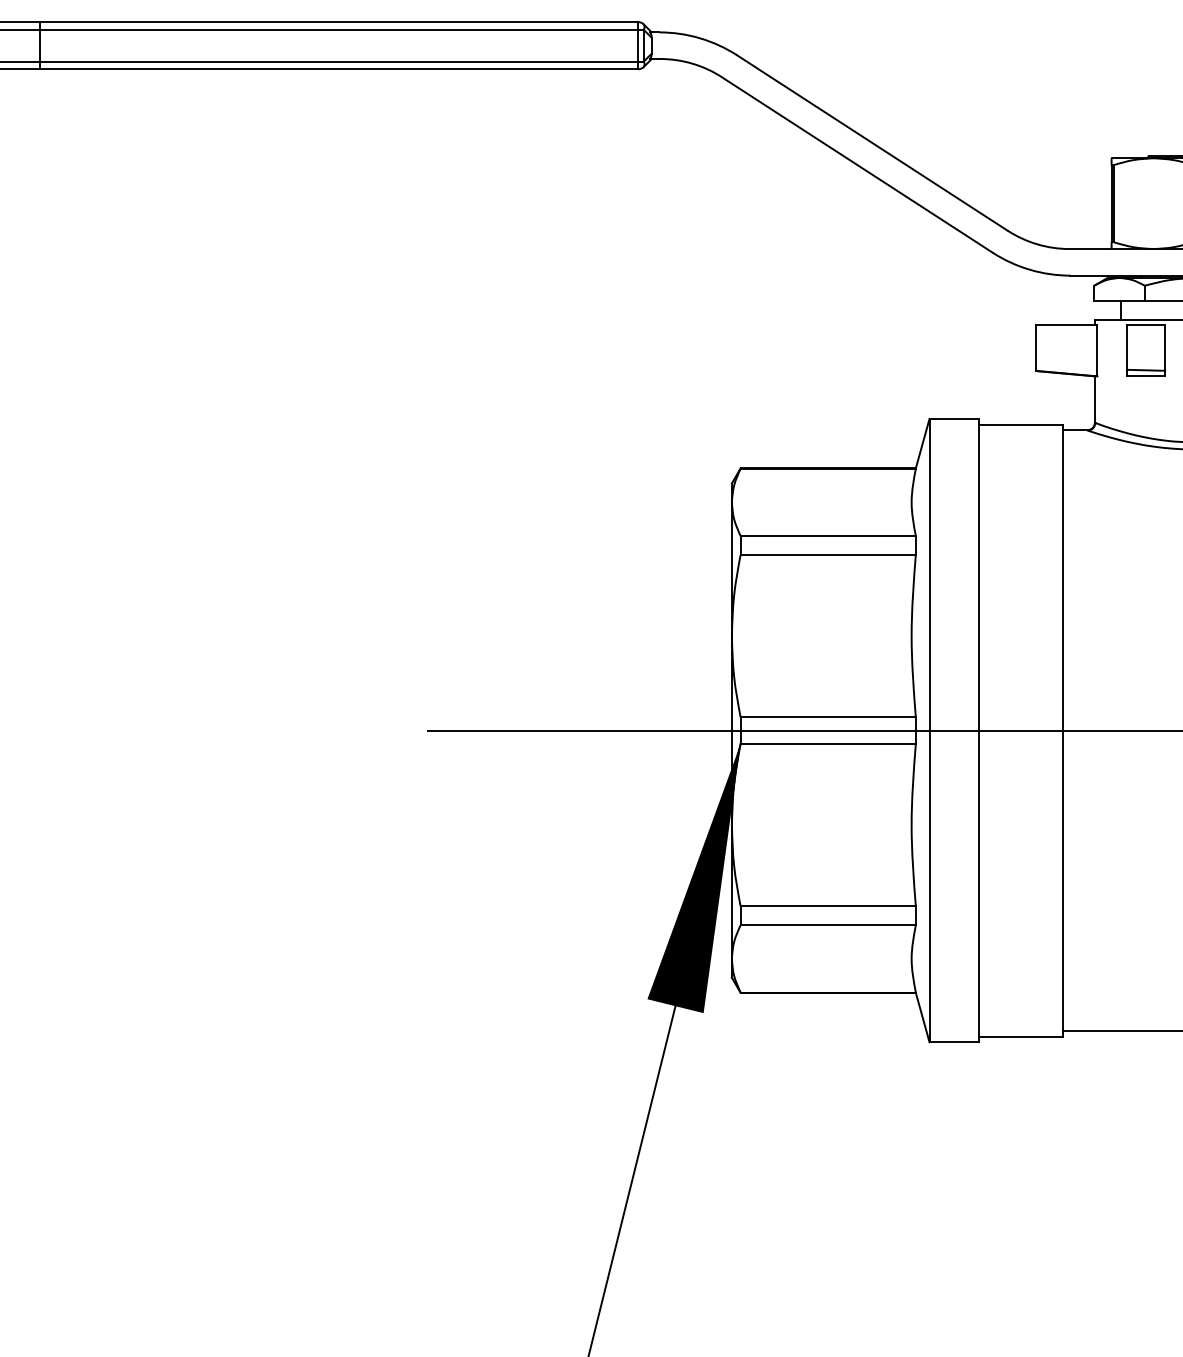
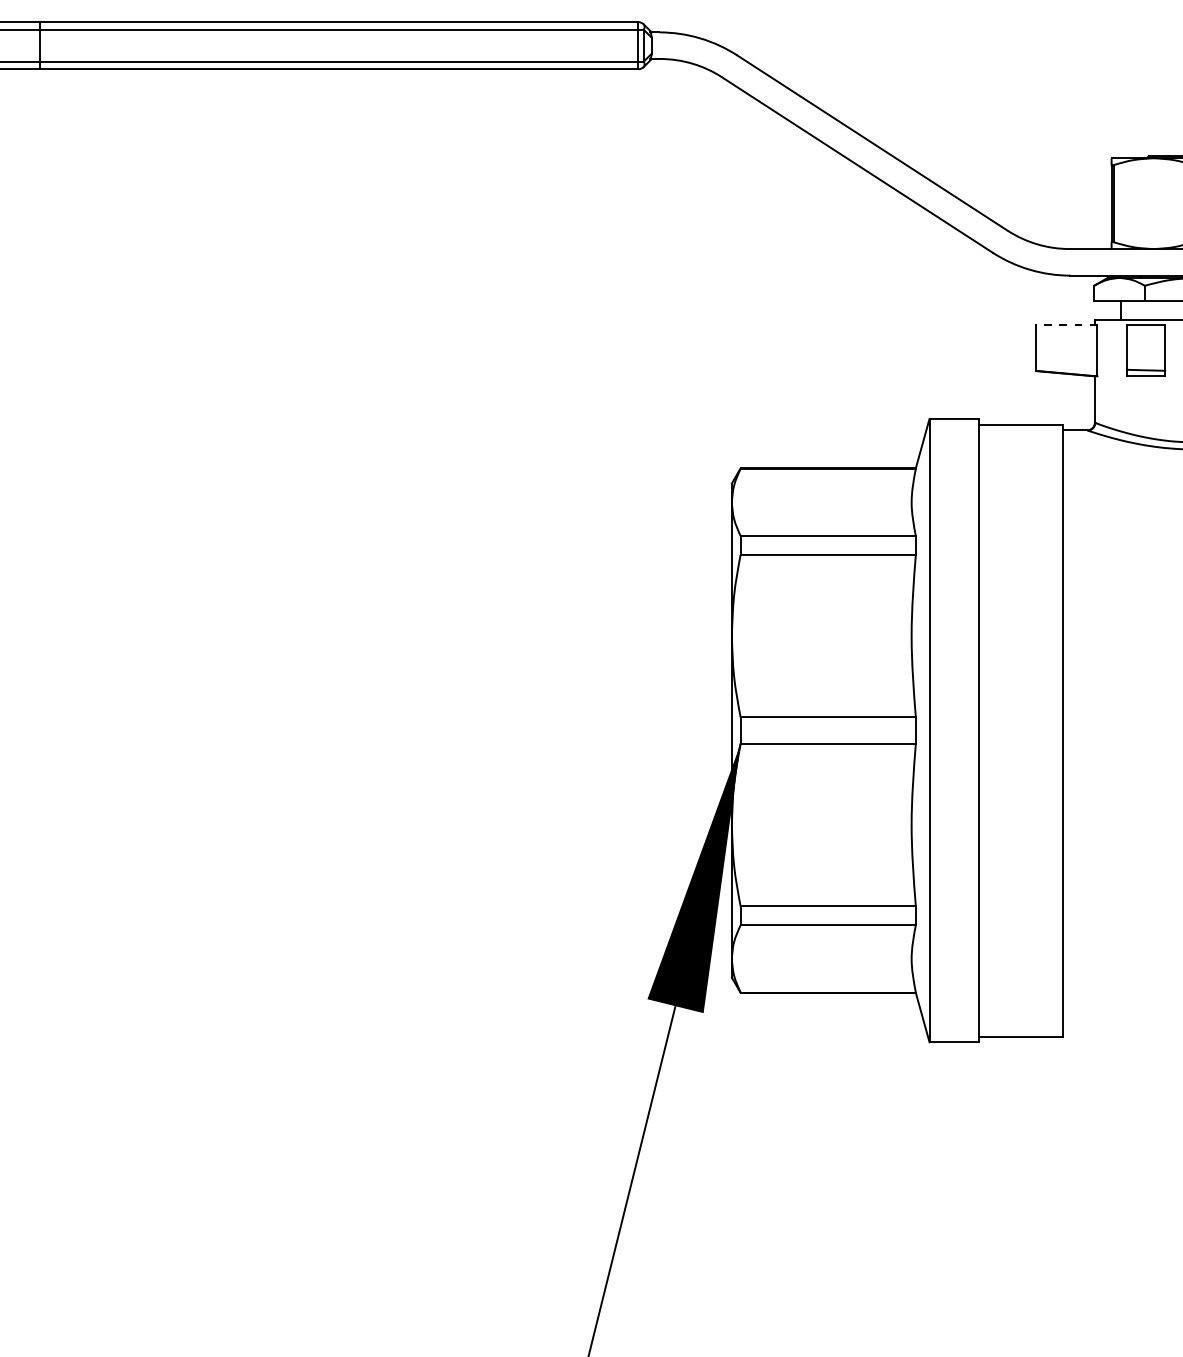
line: solid -> dashed (1066, 325)
line: present -> none (792, 730)
line: present -> none (1120, 1030)
